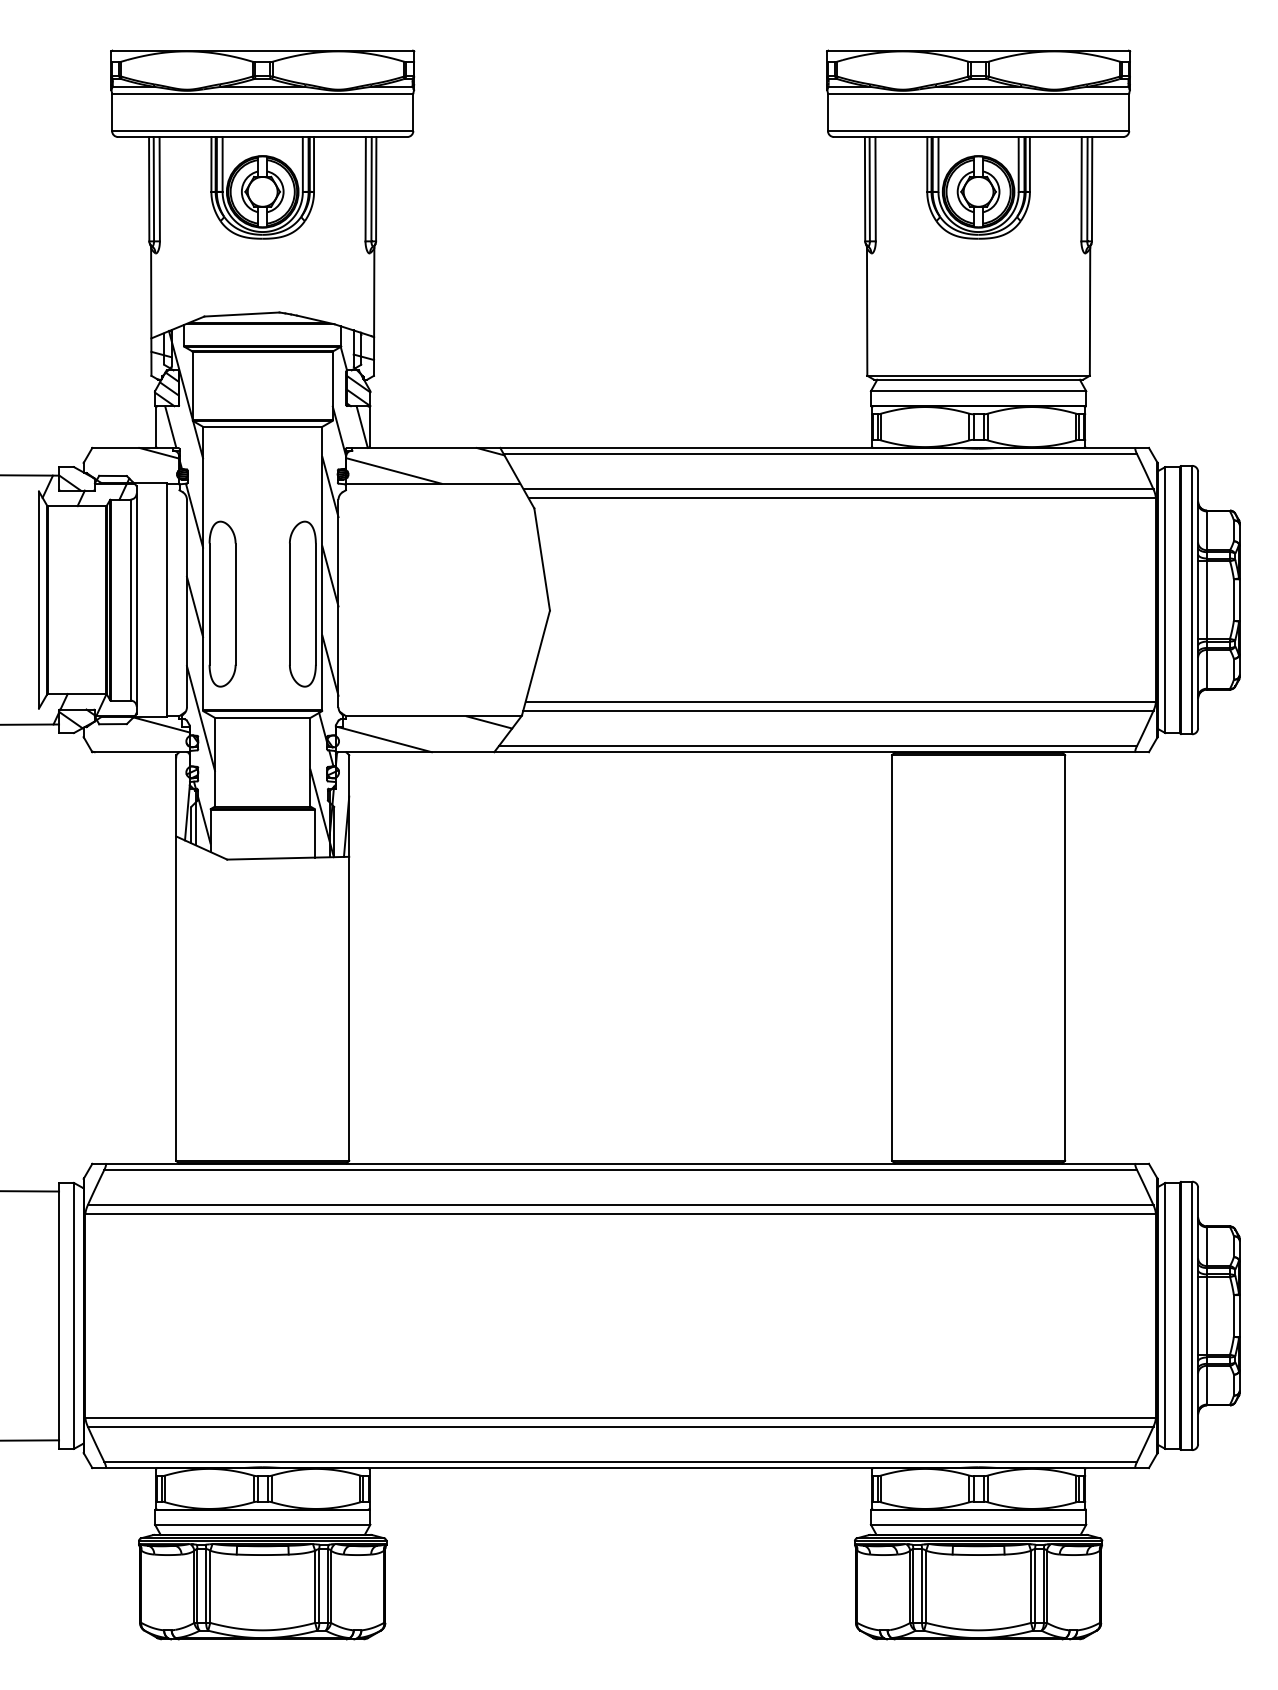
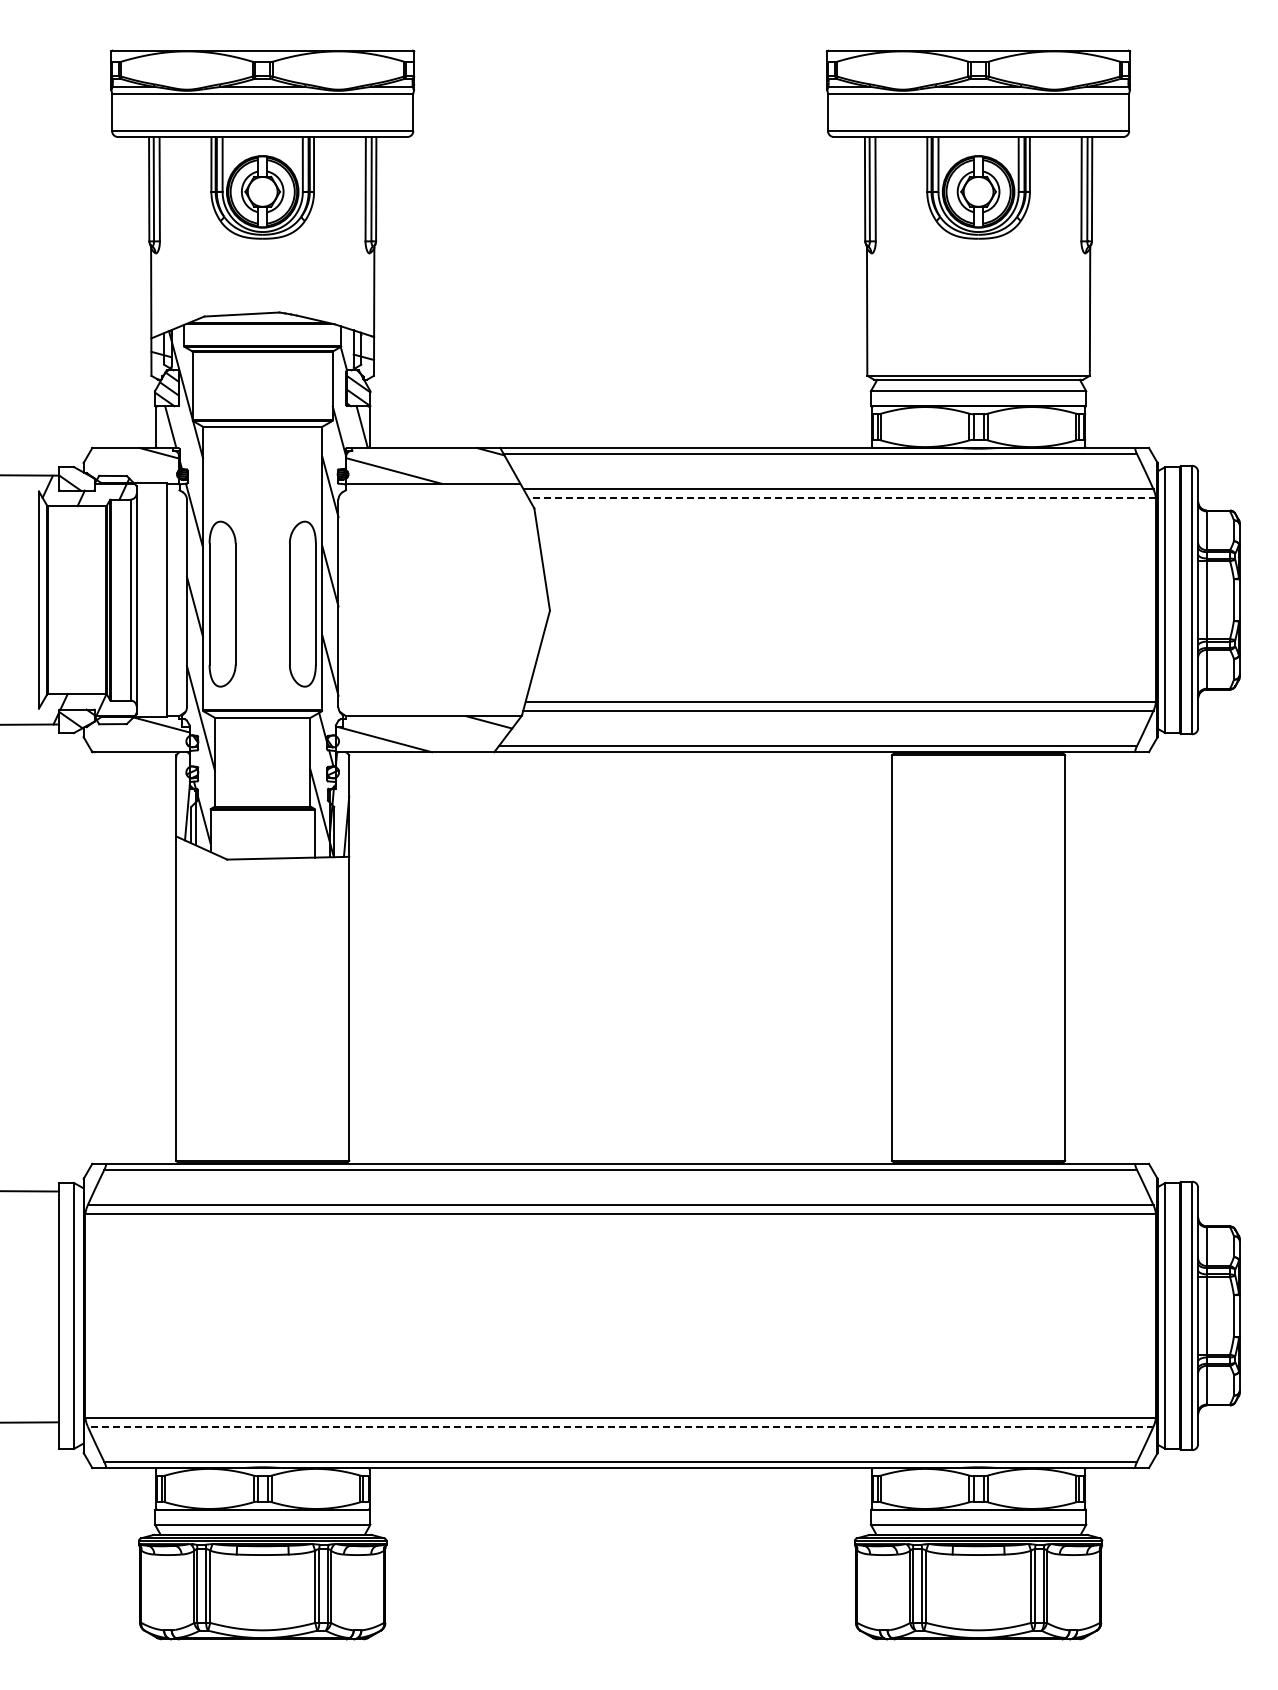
line: solid -> dashed (842, 498)
line: solid -> dashed (620, 1426)
line position: (30, 1440) -> (30, 1422) (30, 1422)
